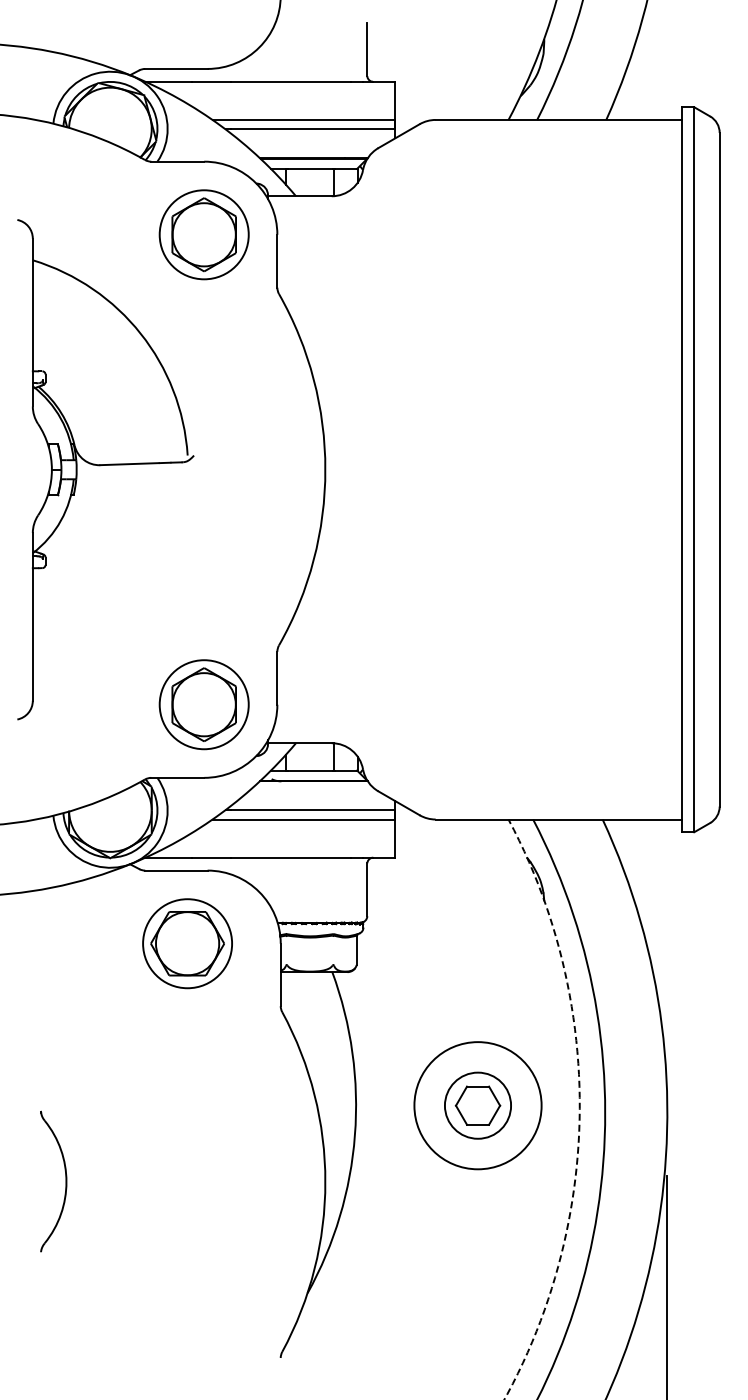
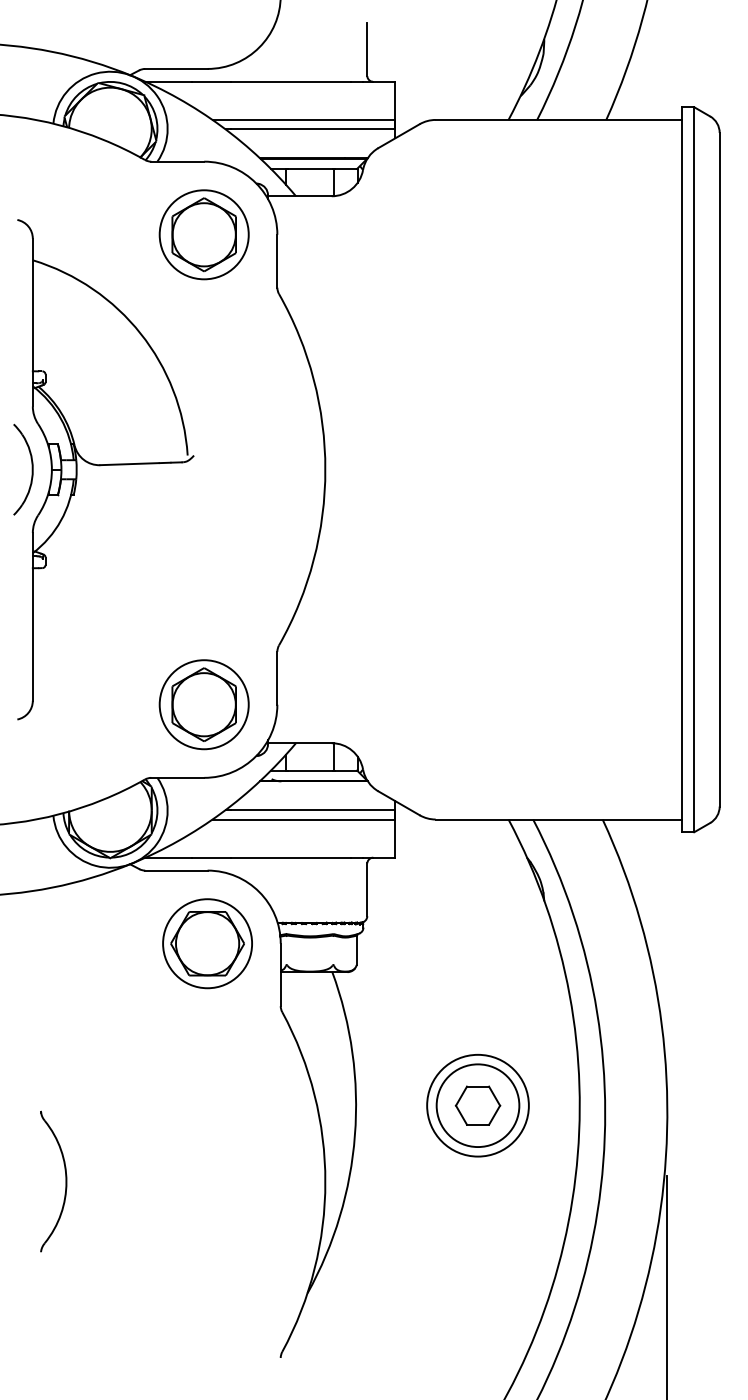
part: none -> present (31, 469)
part position: (187, 943) -> (207, 943) (207, 943)
circle diameter: 127 px -> 102 px (477, 1105)
circle diameter: 66 px -> 83 px (477, 1105)
arc: dashed -> solid (579, 1108)
